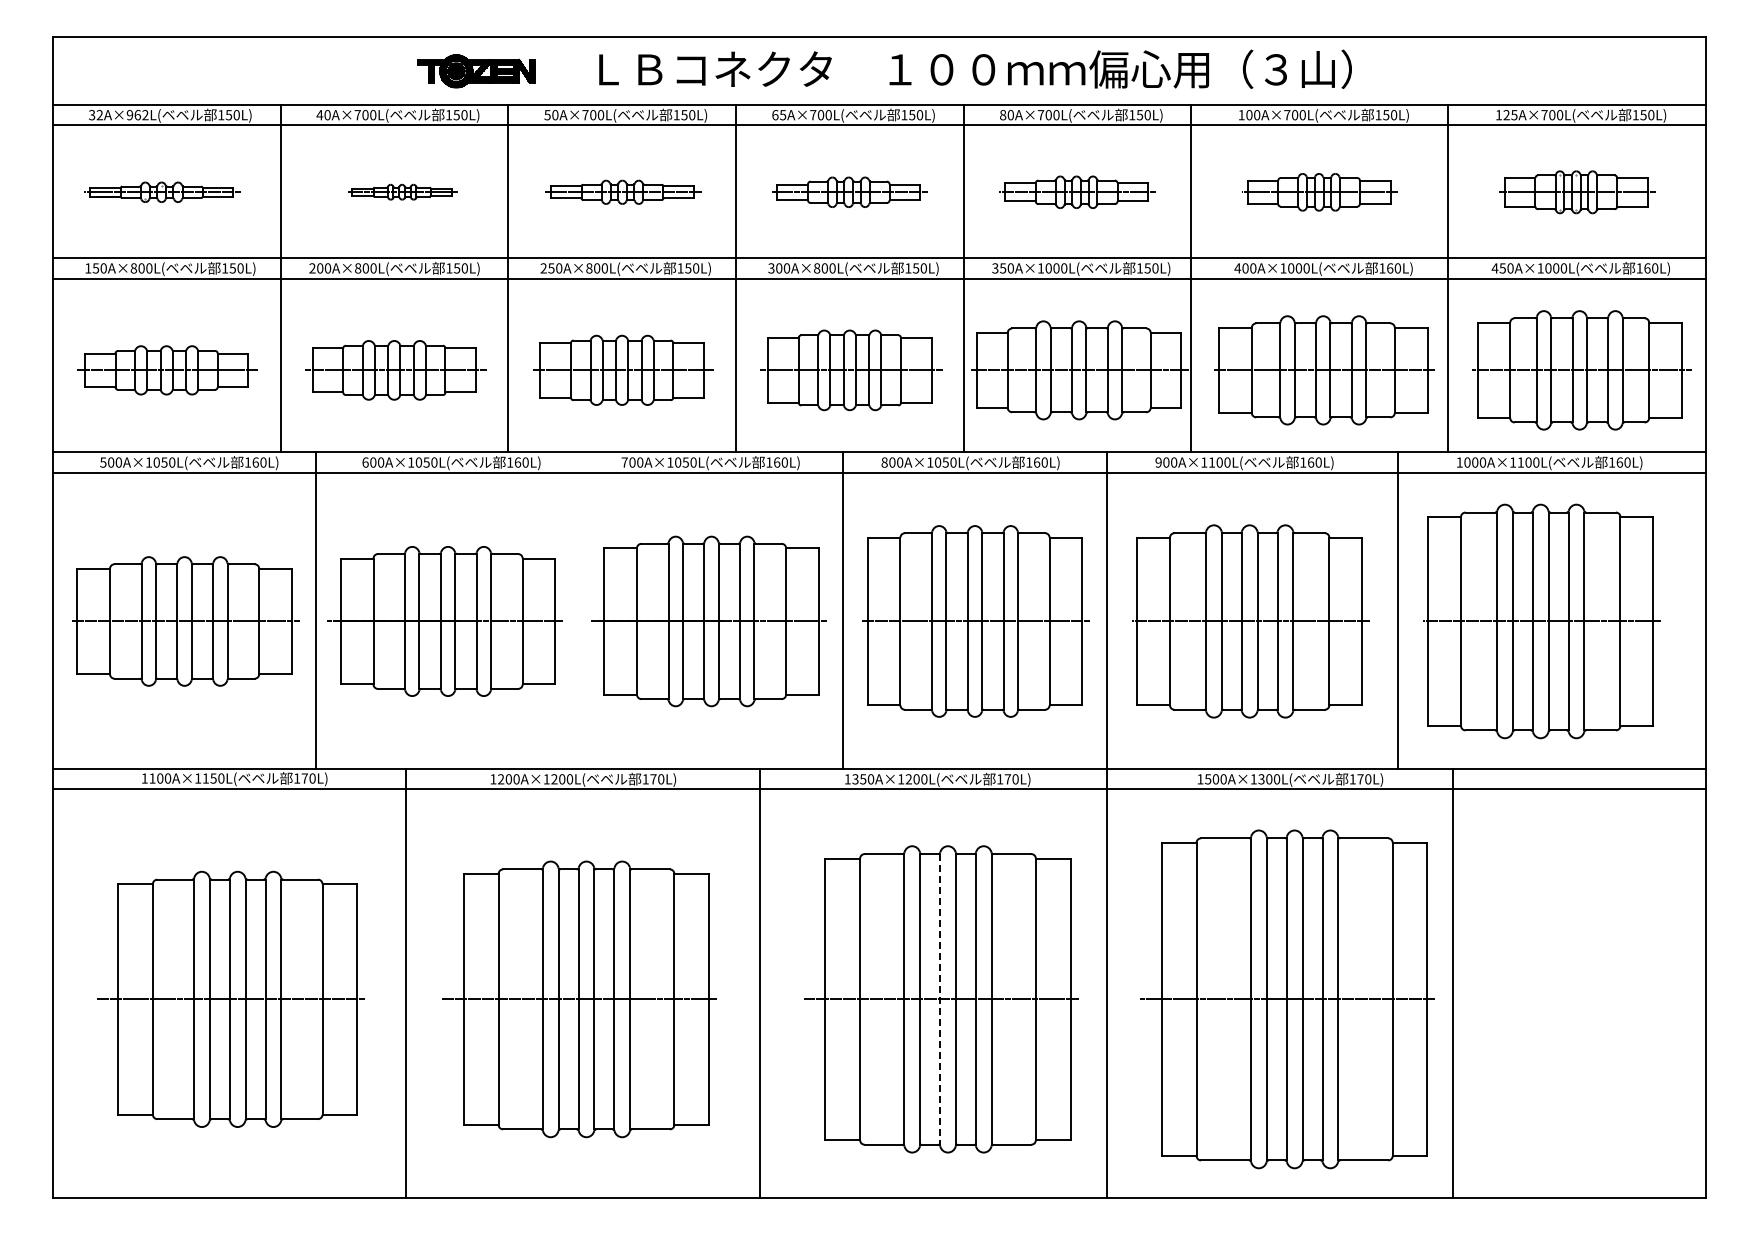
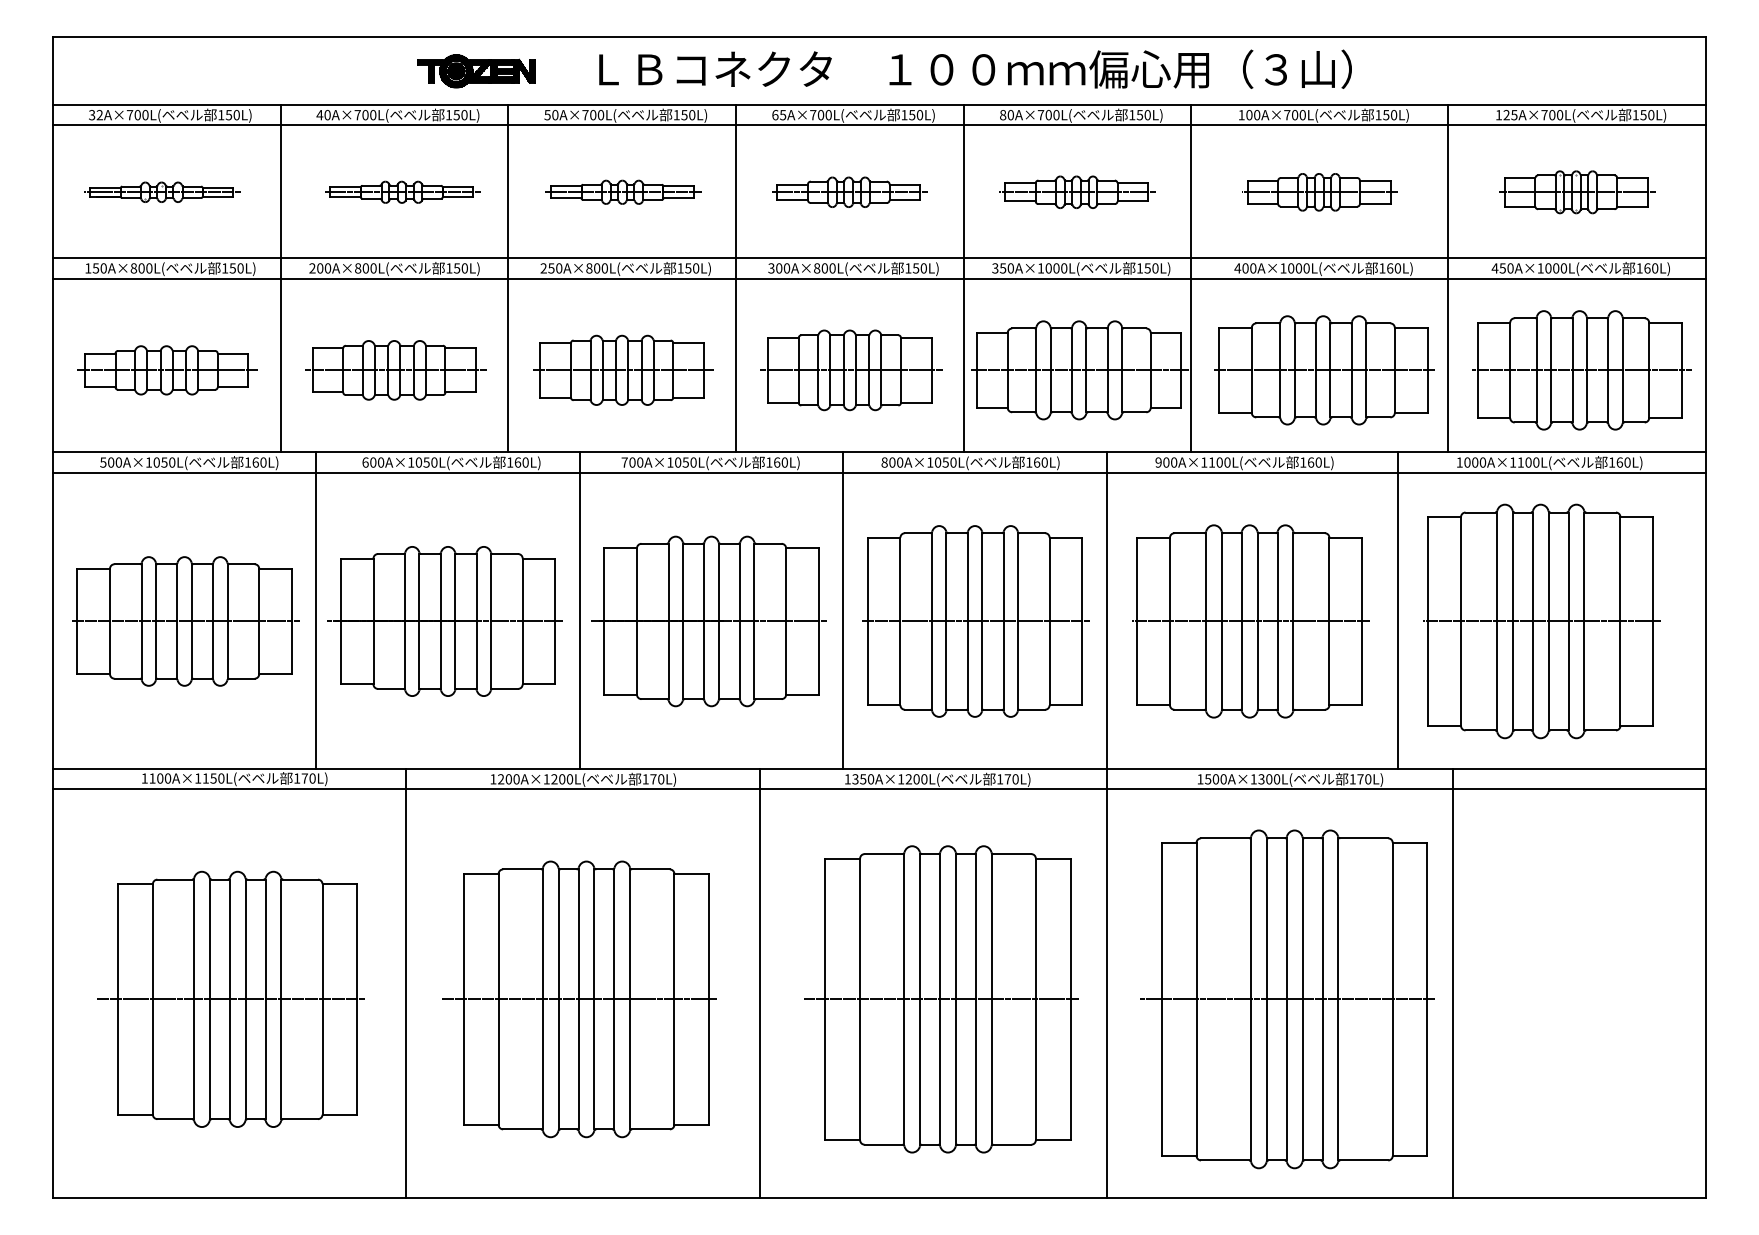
text: 32A×962L( -> 32A×700L( (137, 115)
part size: 110x18 px -> 156x24 px (402, 191)
line: none -> present (579, 610)
line: dashed -> solid (940, 999)
